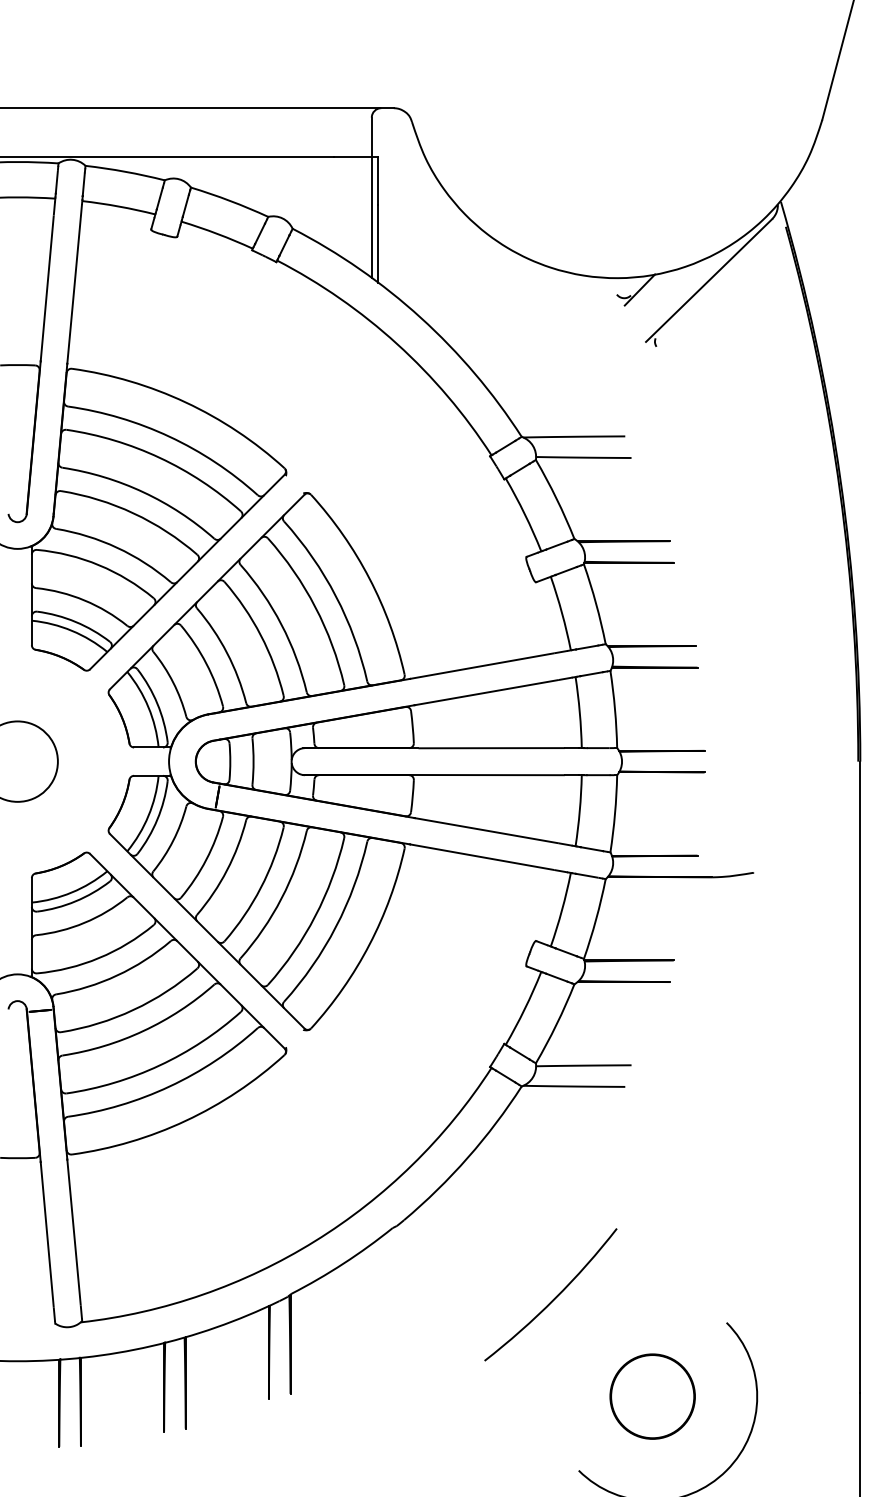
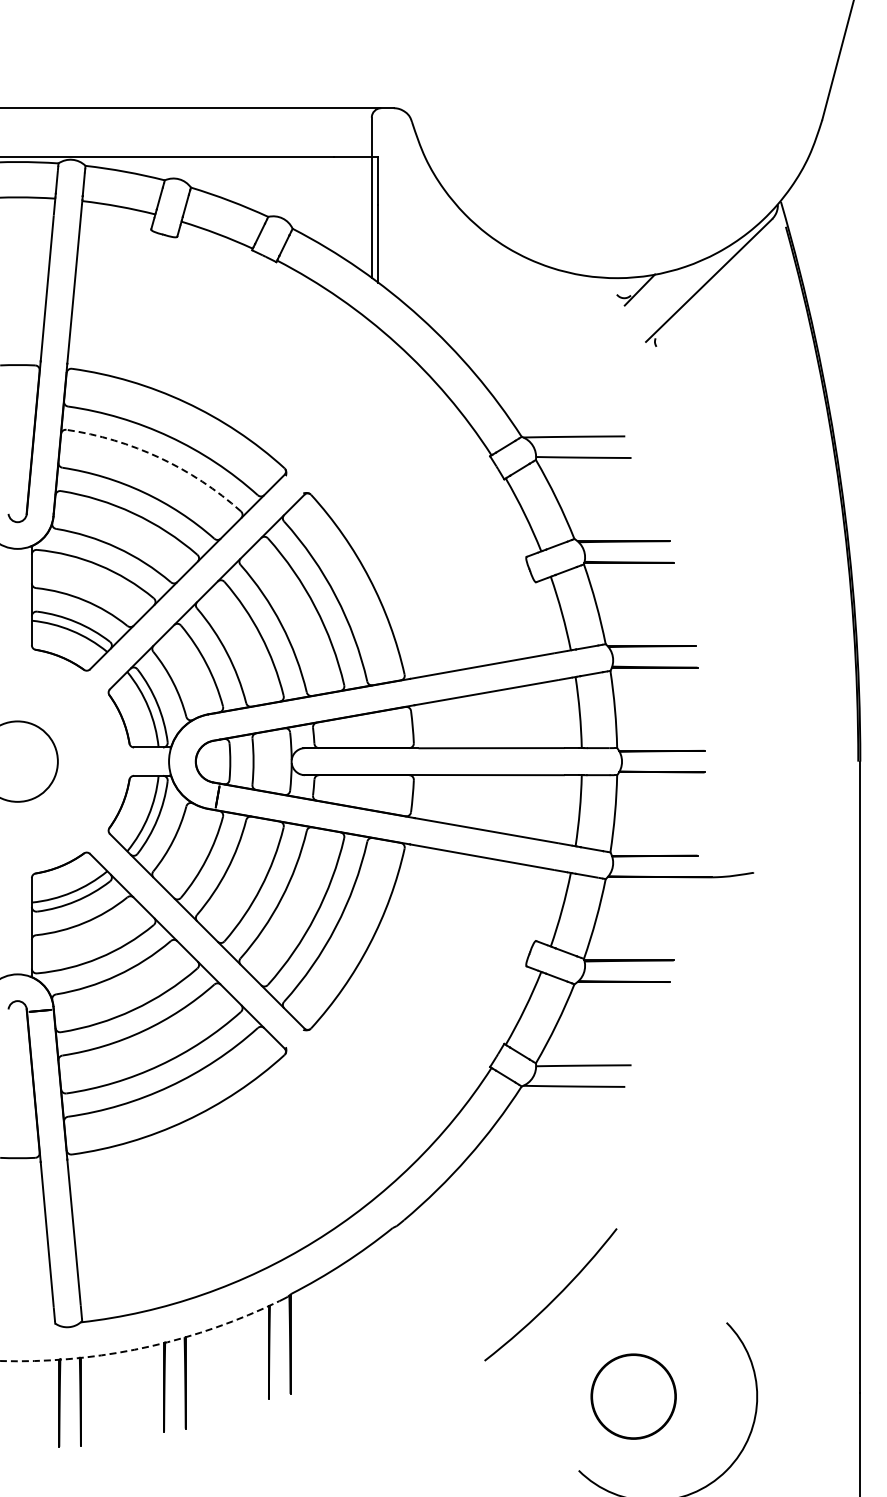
arc: solid -> dashed (159, 457)
arc: solid -> dashed (144, 1347)
circle position: (652, 1396) -> (633, 1396) (633, 1396)
